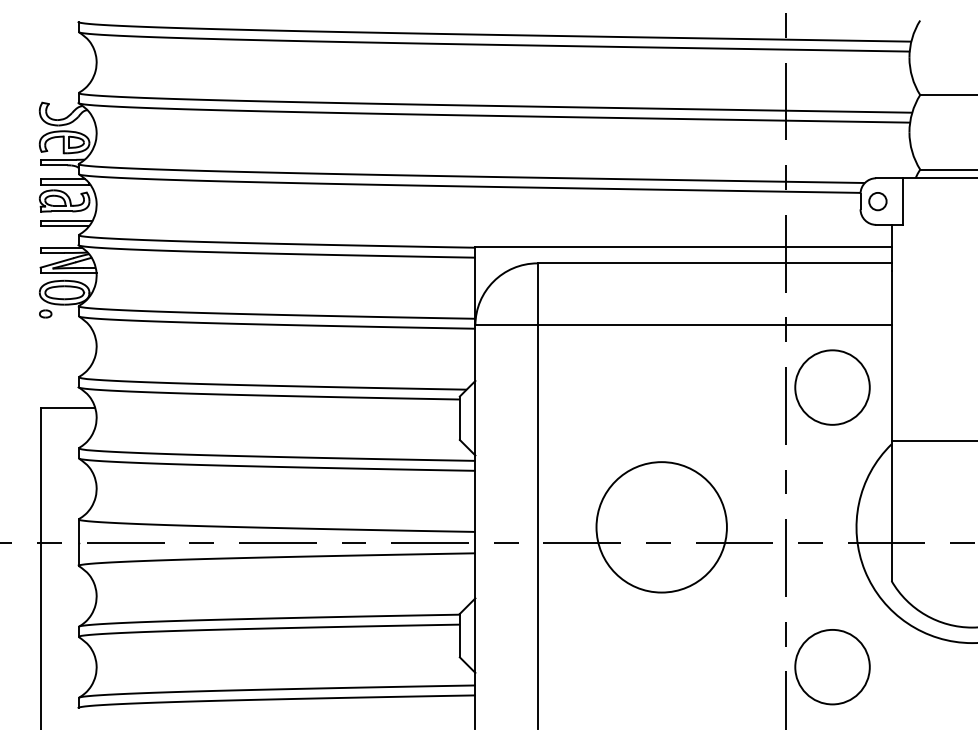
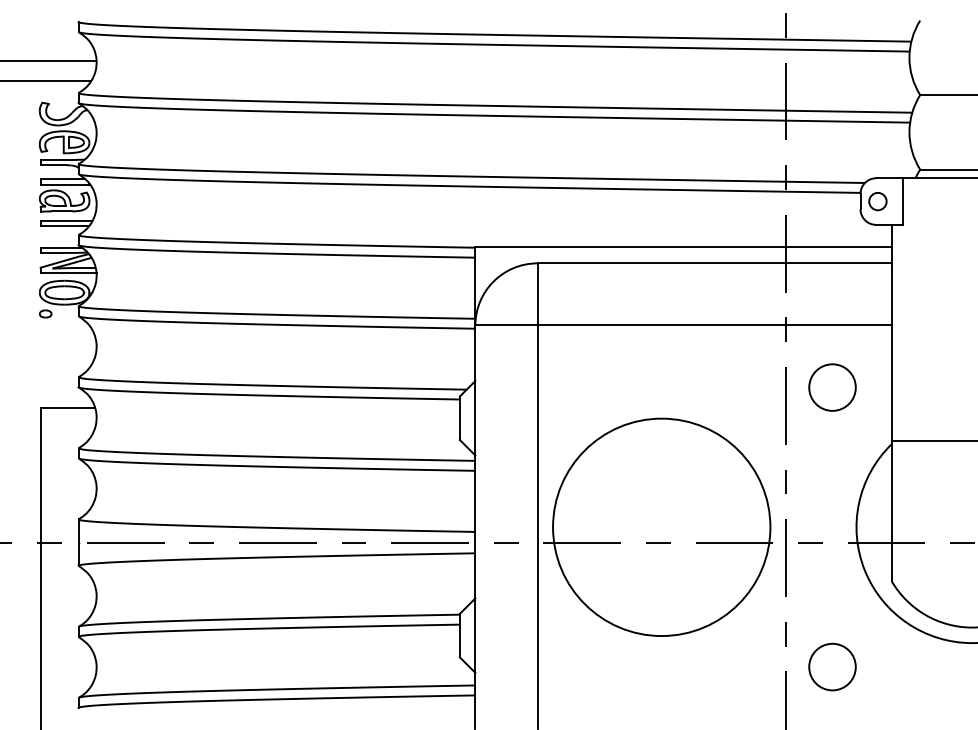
line: none -> present (49, 60)
line: none -> present (46, 80)
circle diameter: 75 px -> 47 px (832, 387)
circle diameter: 130 px -> 217 px (661, 527)
circle size: 77x77 px -> 49x50 px (832, 666)
